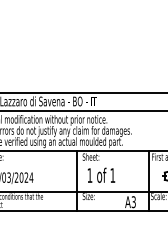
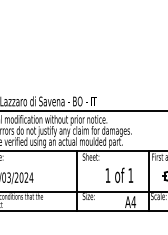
line: present -> none (83, 93)
text position: (101, 174) -> (119, 174) (119, 174)
text: A3 -> A4 (133, 202)
